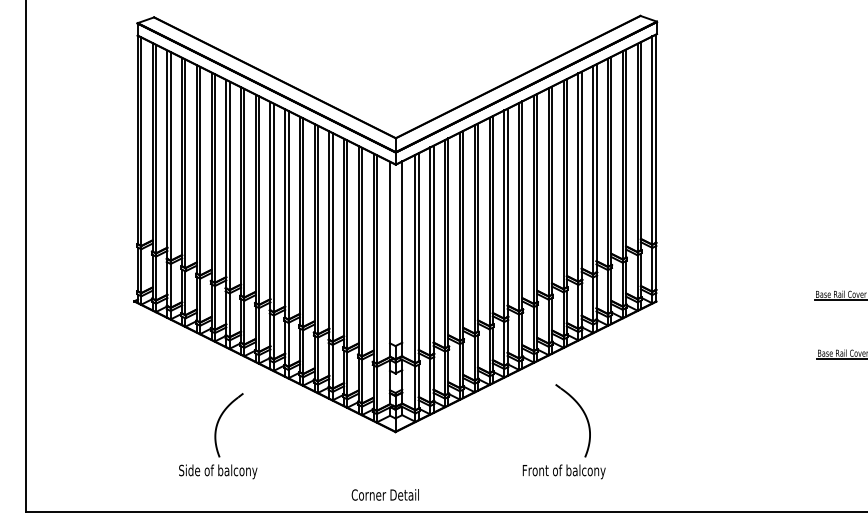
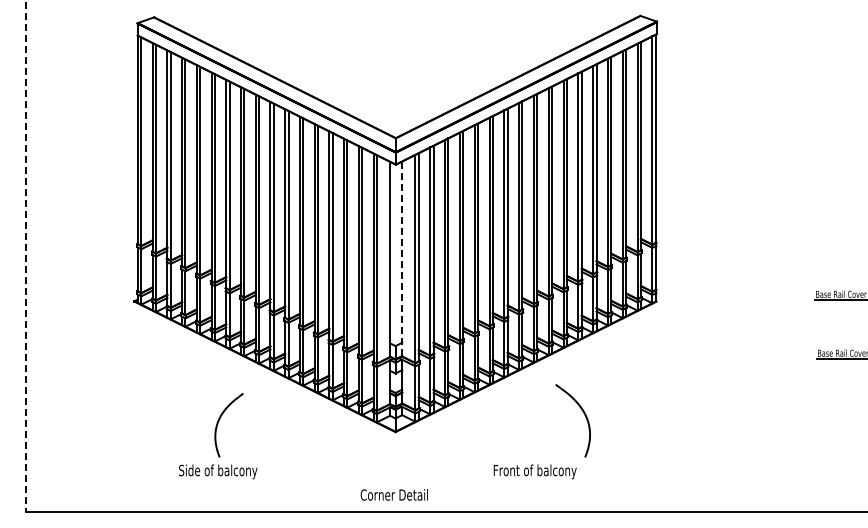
line: solid -> dashed (26, 256)
line: solid -> dashed (402, 258)
text position: (563, 471) -> (534, 471) (534, 471)
text position: (384, 494) -> (393, 494) (393, 494)
